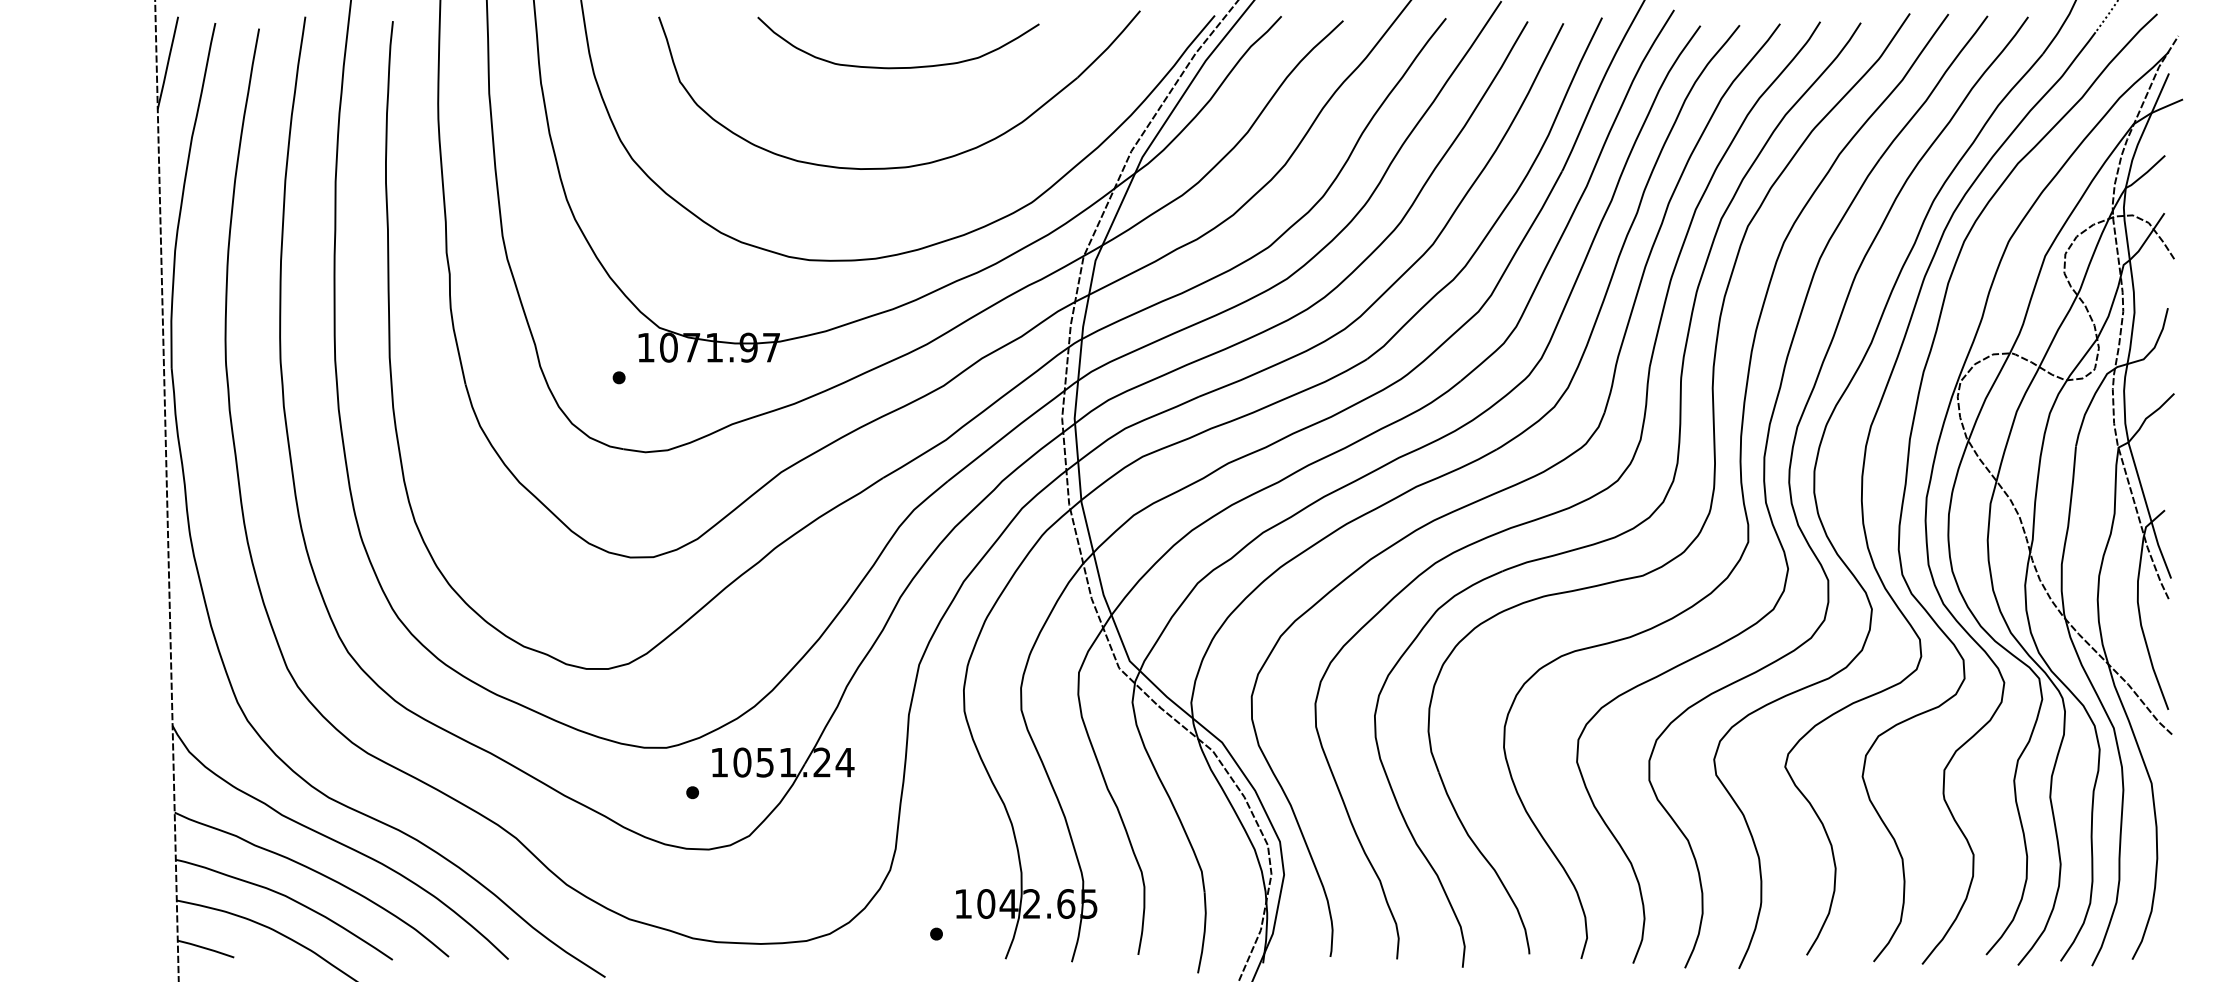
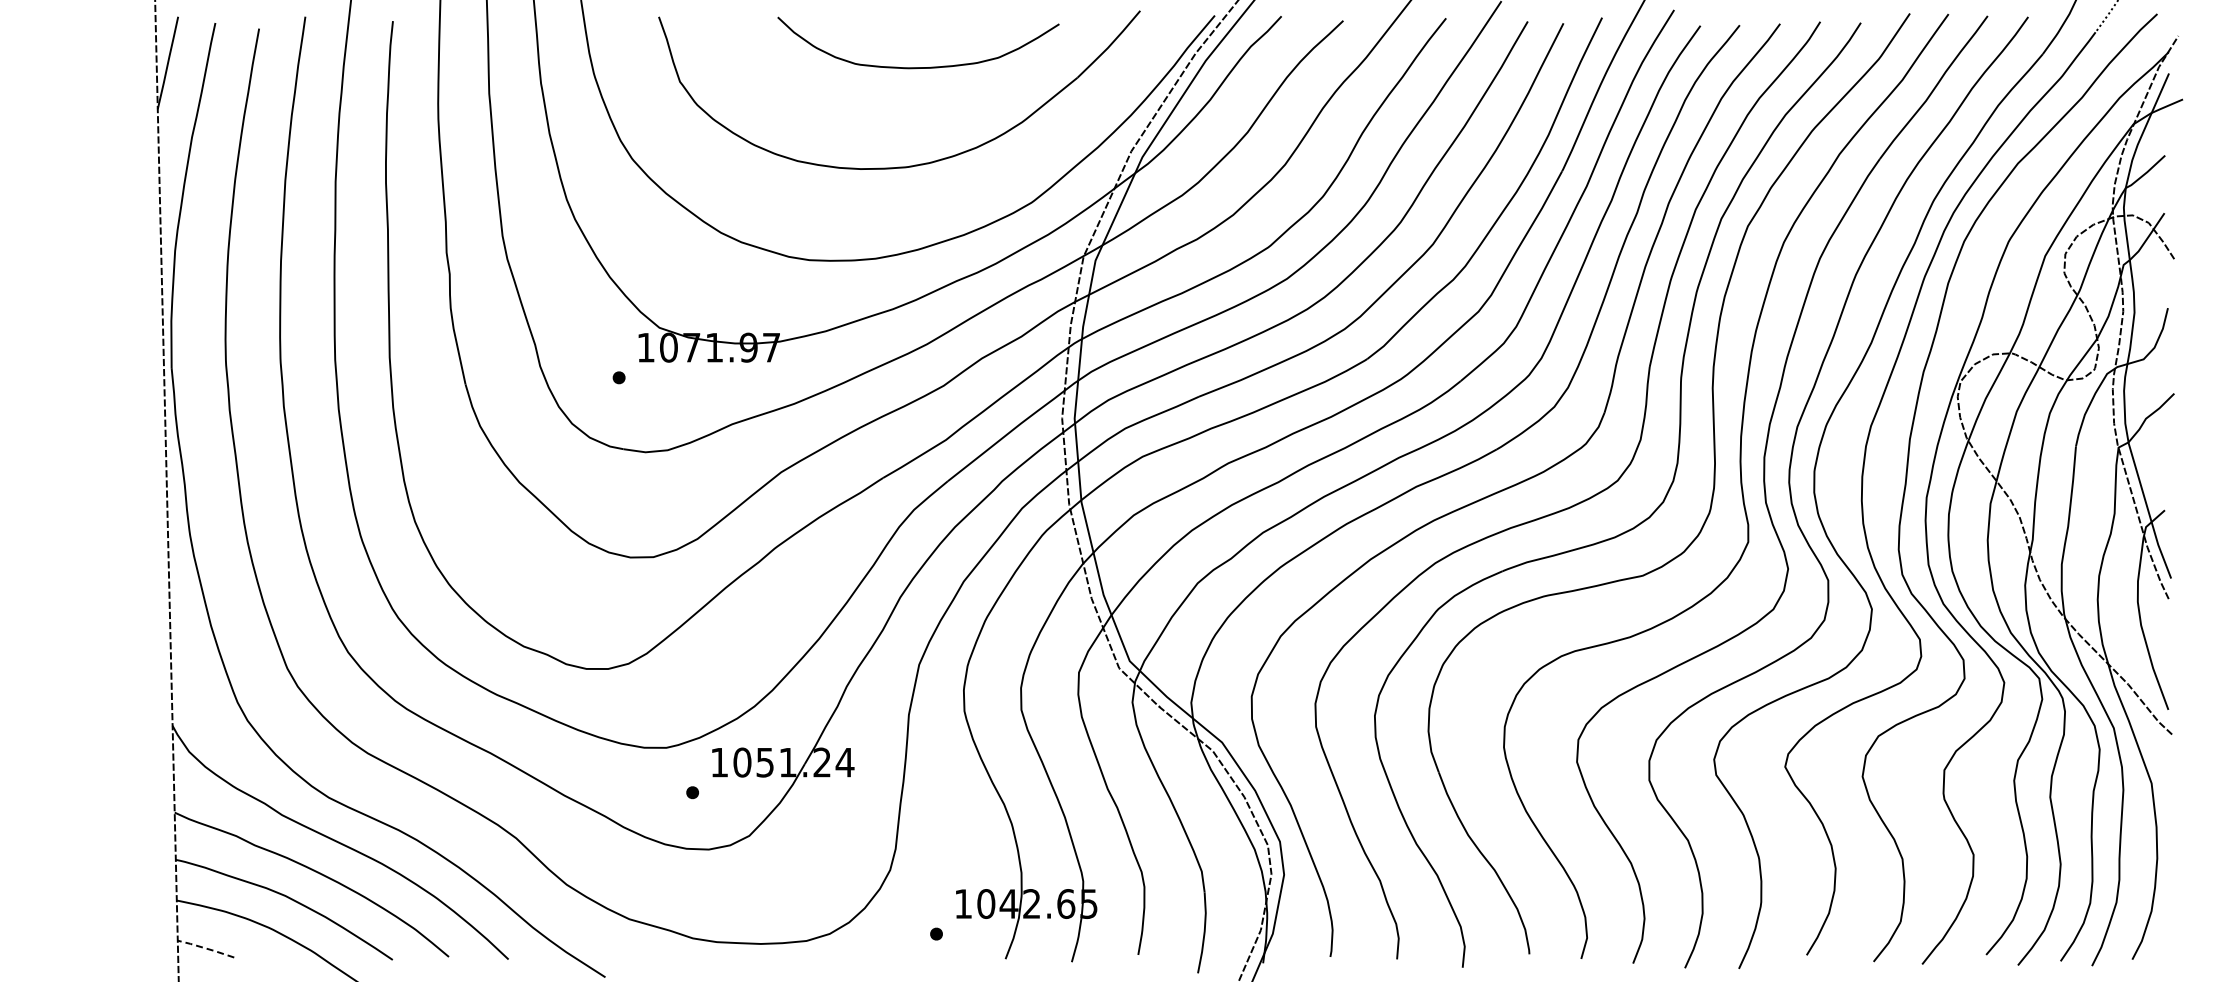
curve position: (898, 67) -> (918, 67) (918, 67)
line: solid -> dashed (205, 948)
